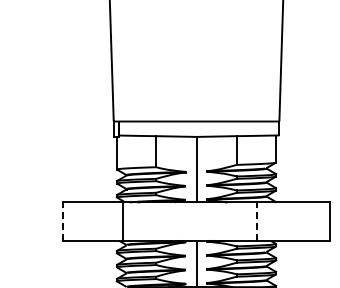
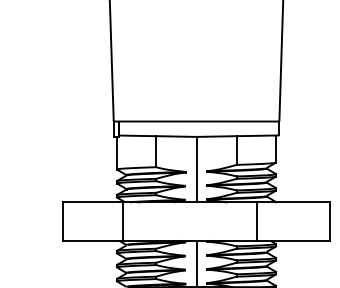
line: dashed -> solid (62, 221)
line: dashed -> solid (256, 221)
